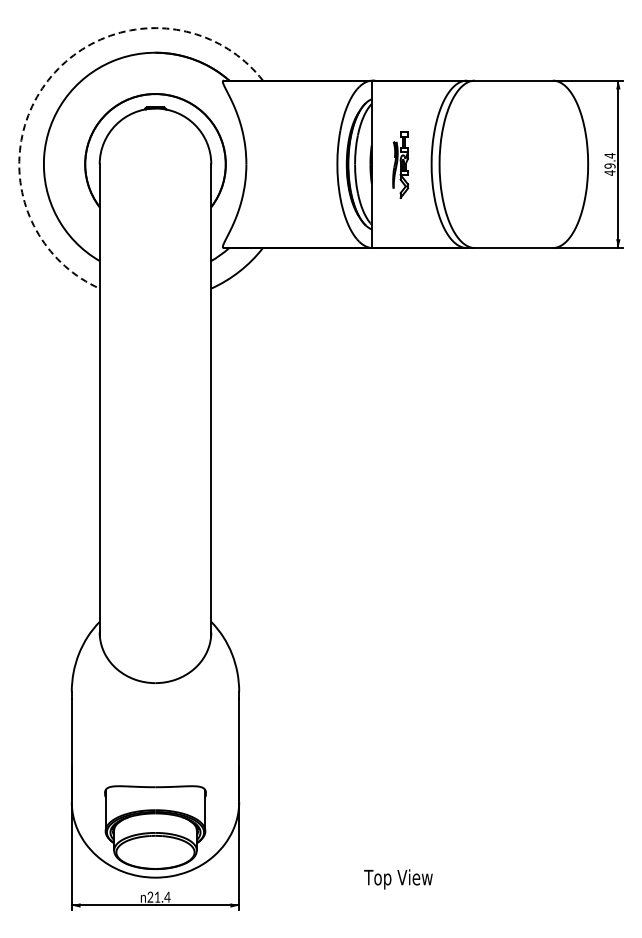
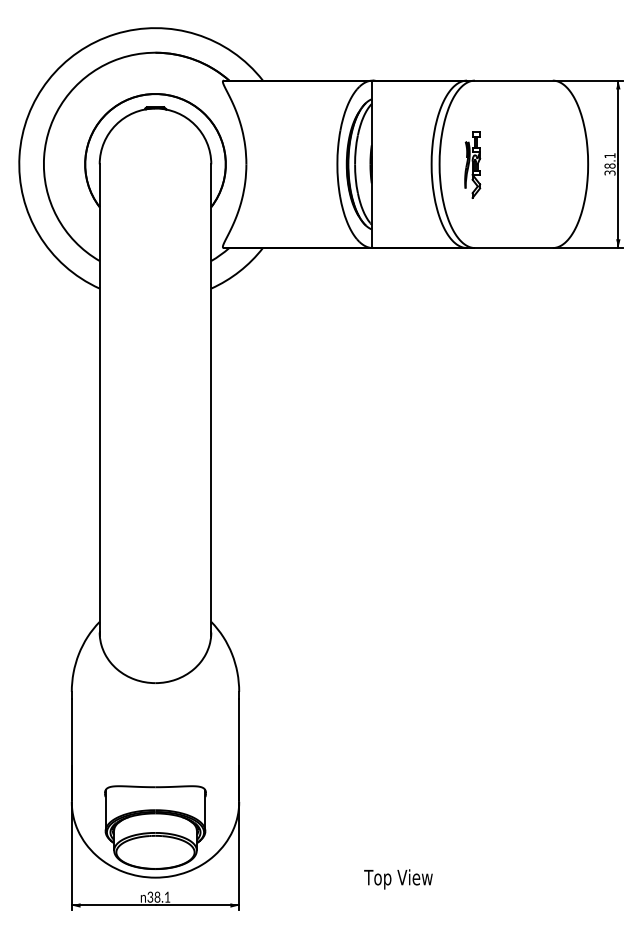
arc: dashed -> solid (48, 80)
part position: (400, 164) -> (472, 164) (472, 164)
text: 49.4 -> 38.1 (609, 164)
text: 21.4 -> 38.1 (158, 896)
